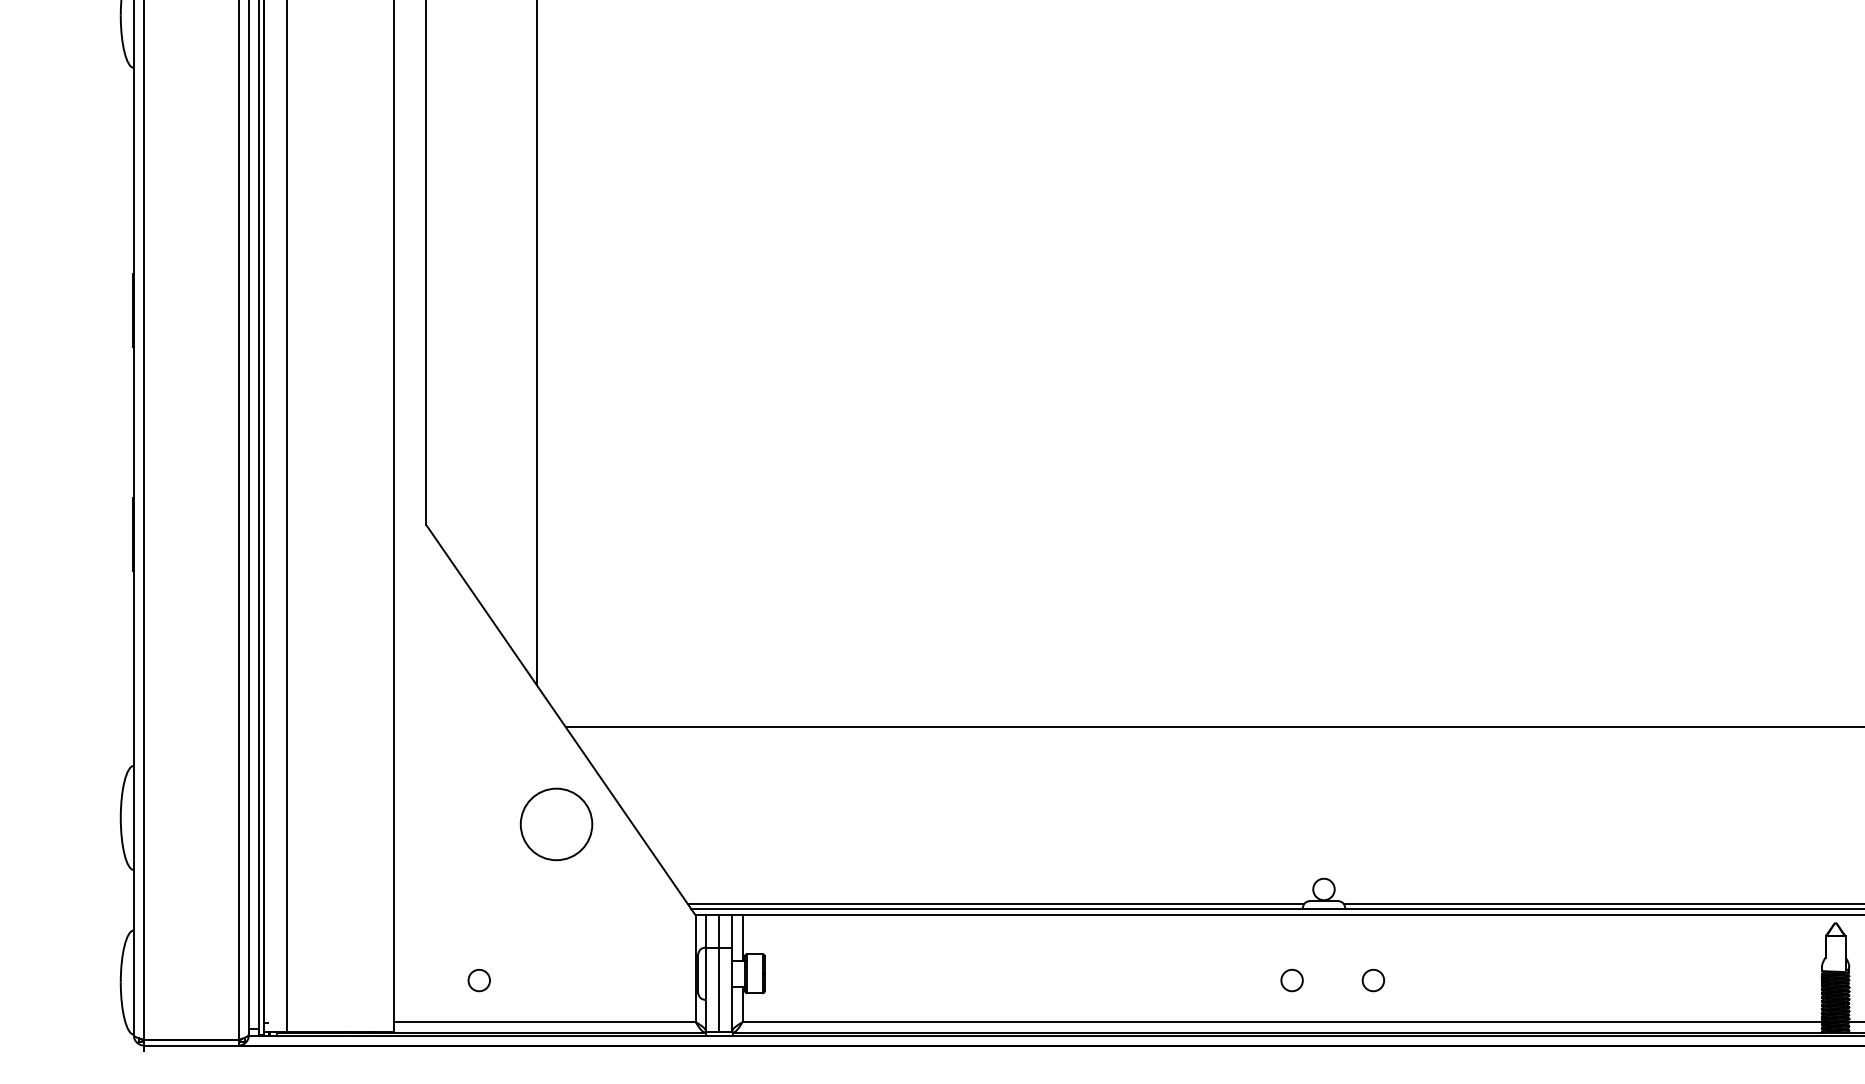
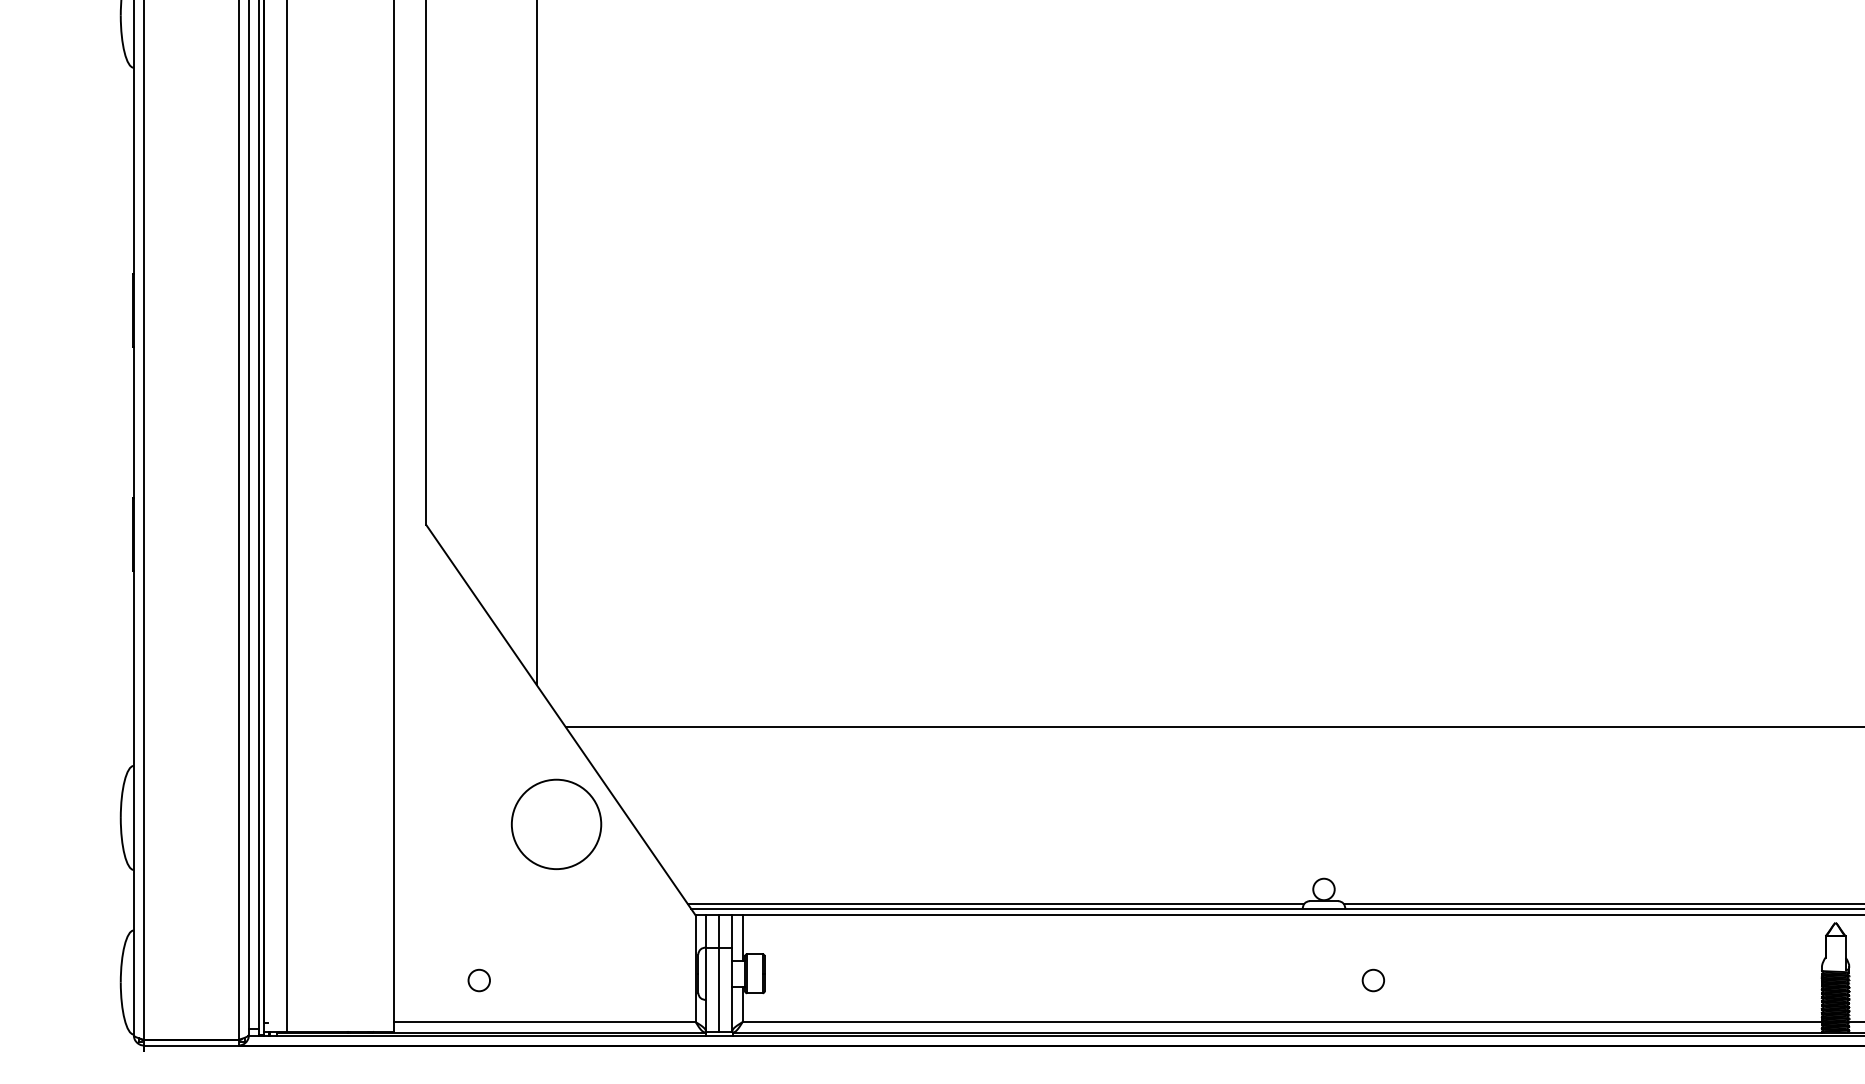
circle diameter: 72 px -> 89 px (556, 824)
circle: present -> none (1291, 980)
